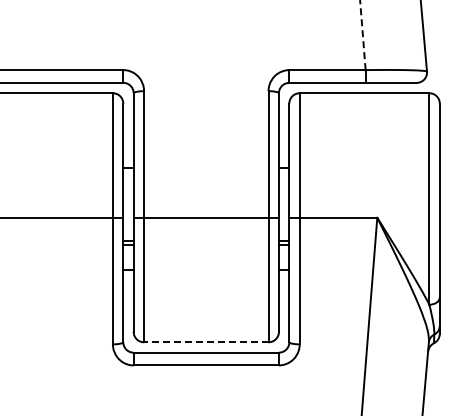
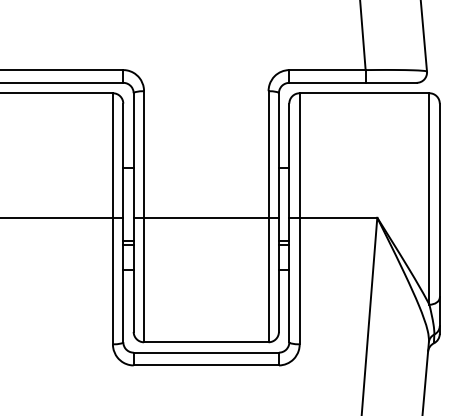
line: dashed -> solid (362, 35)
line: dashed -> solid (205, 342)
